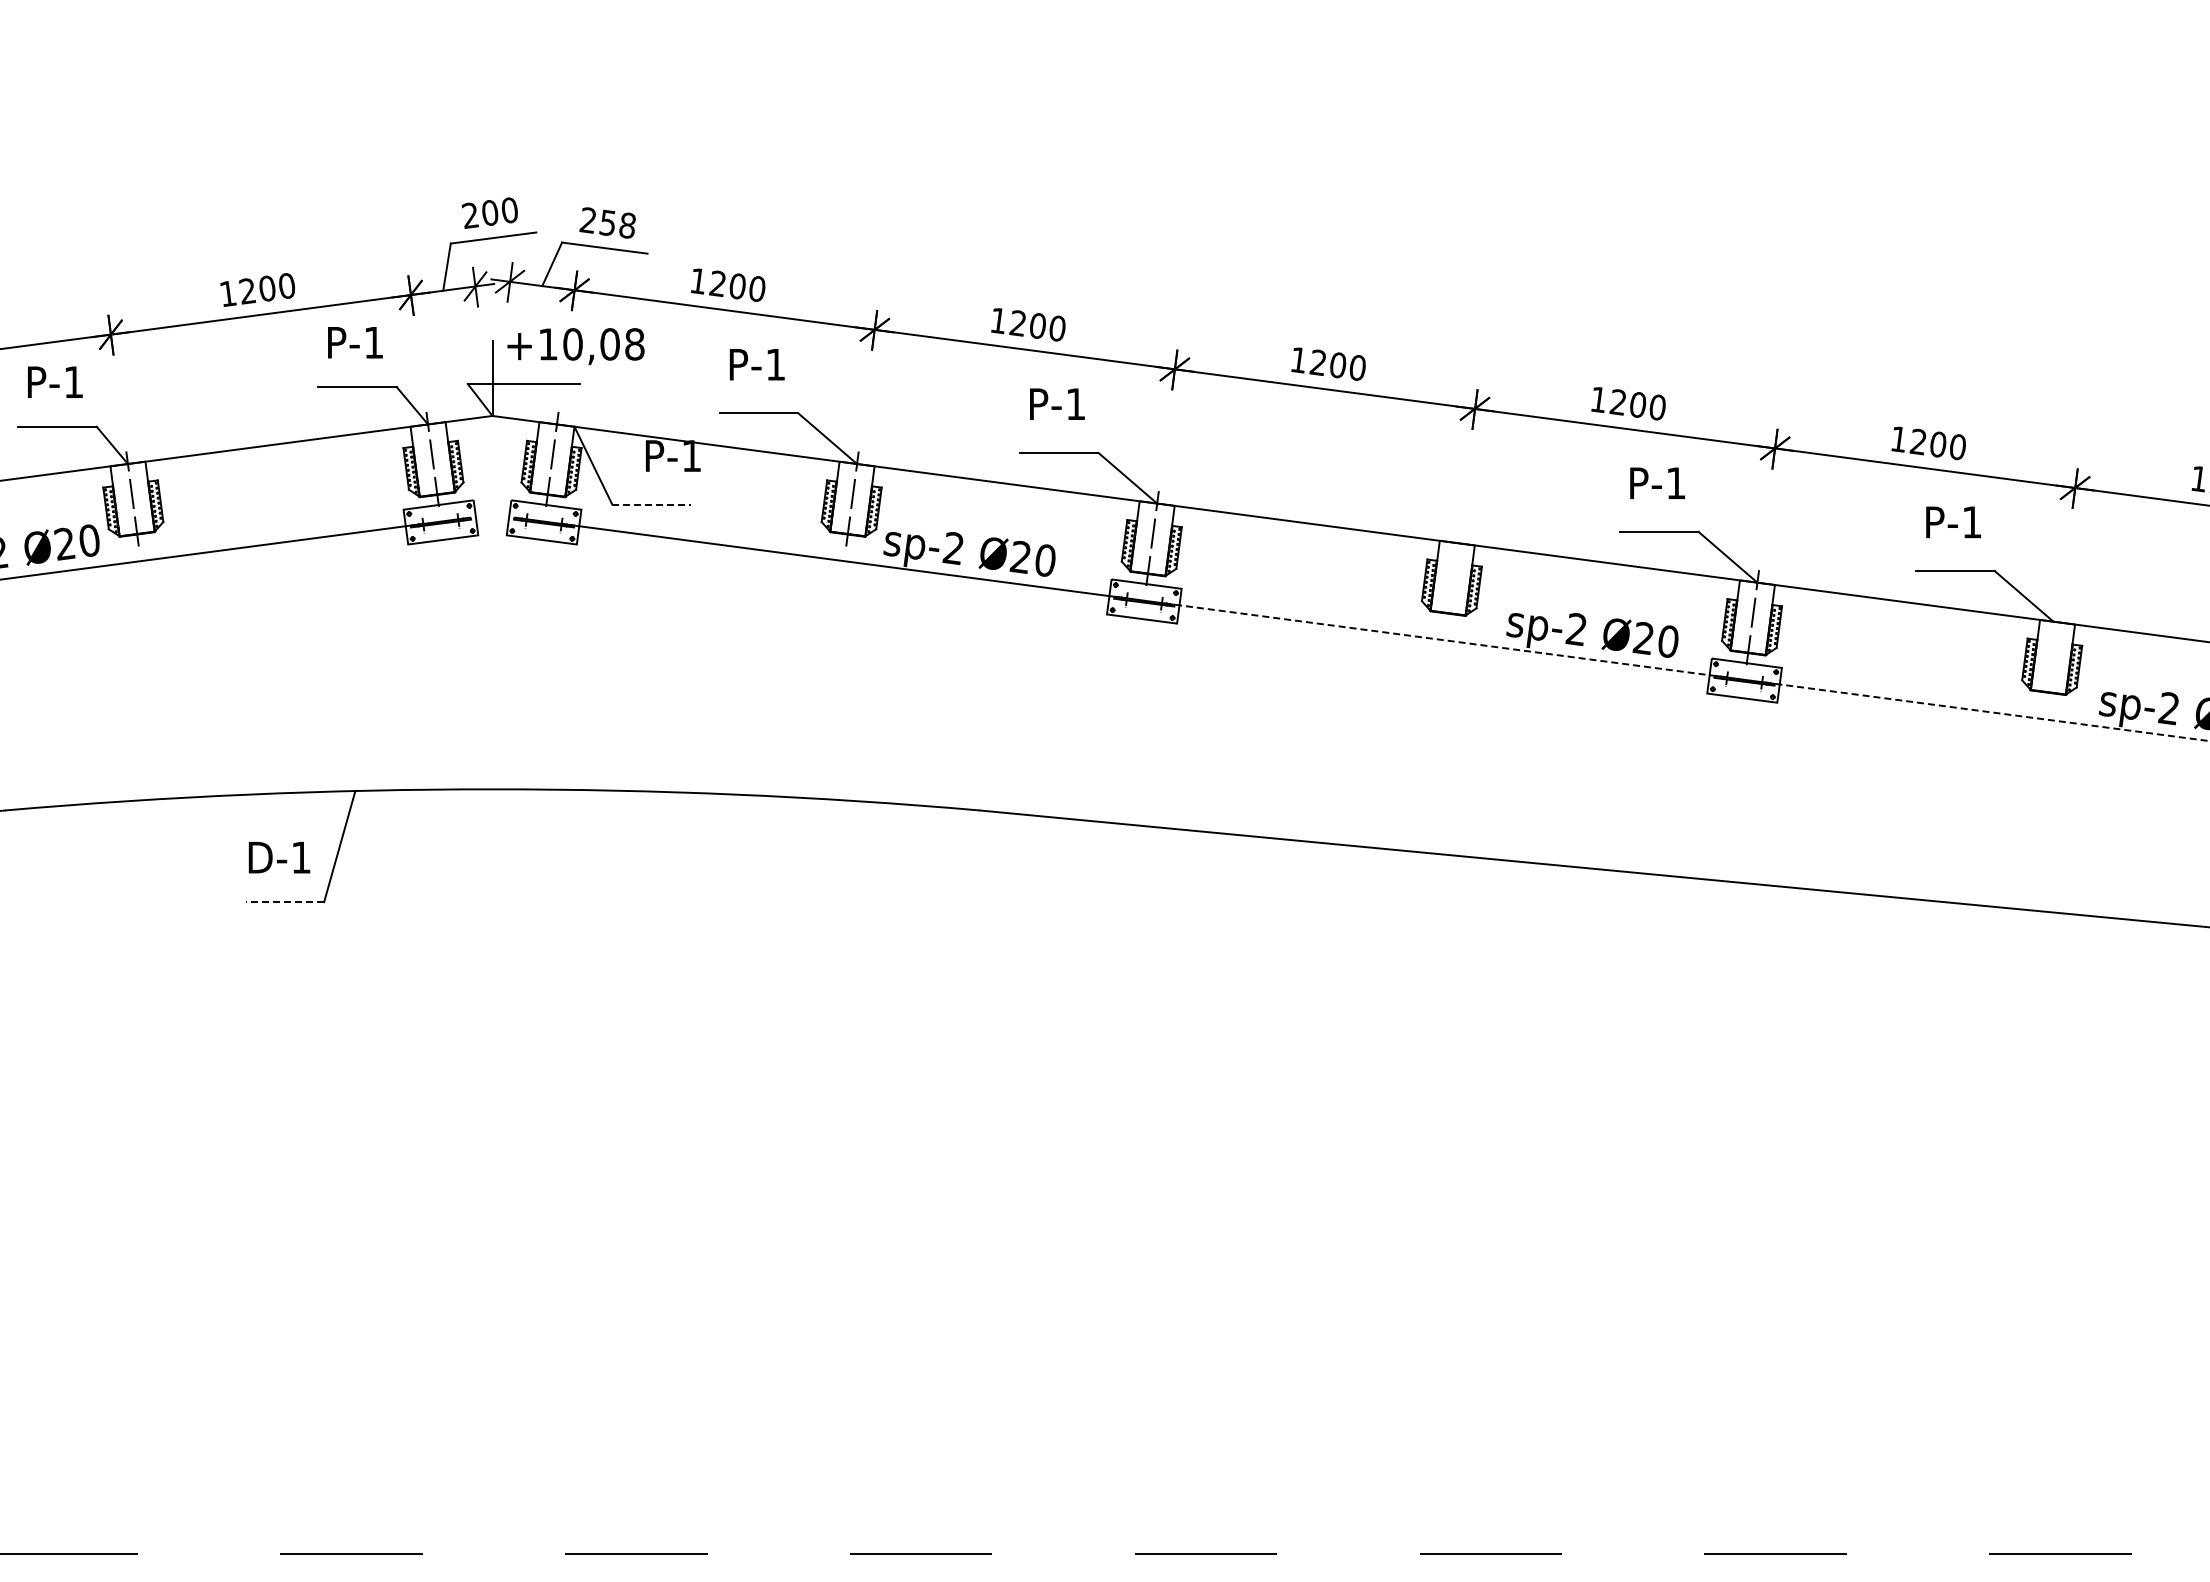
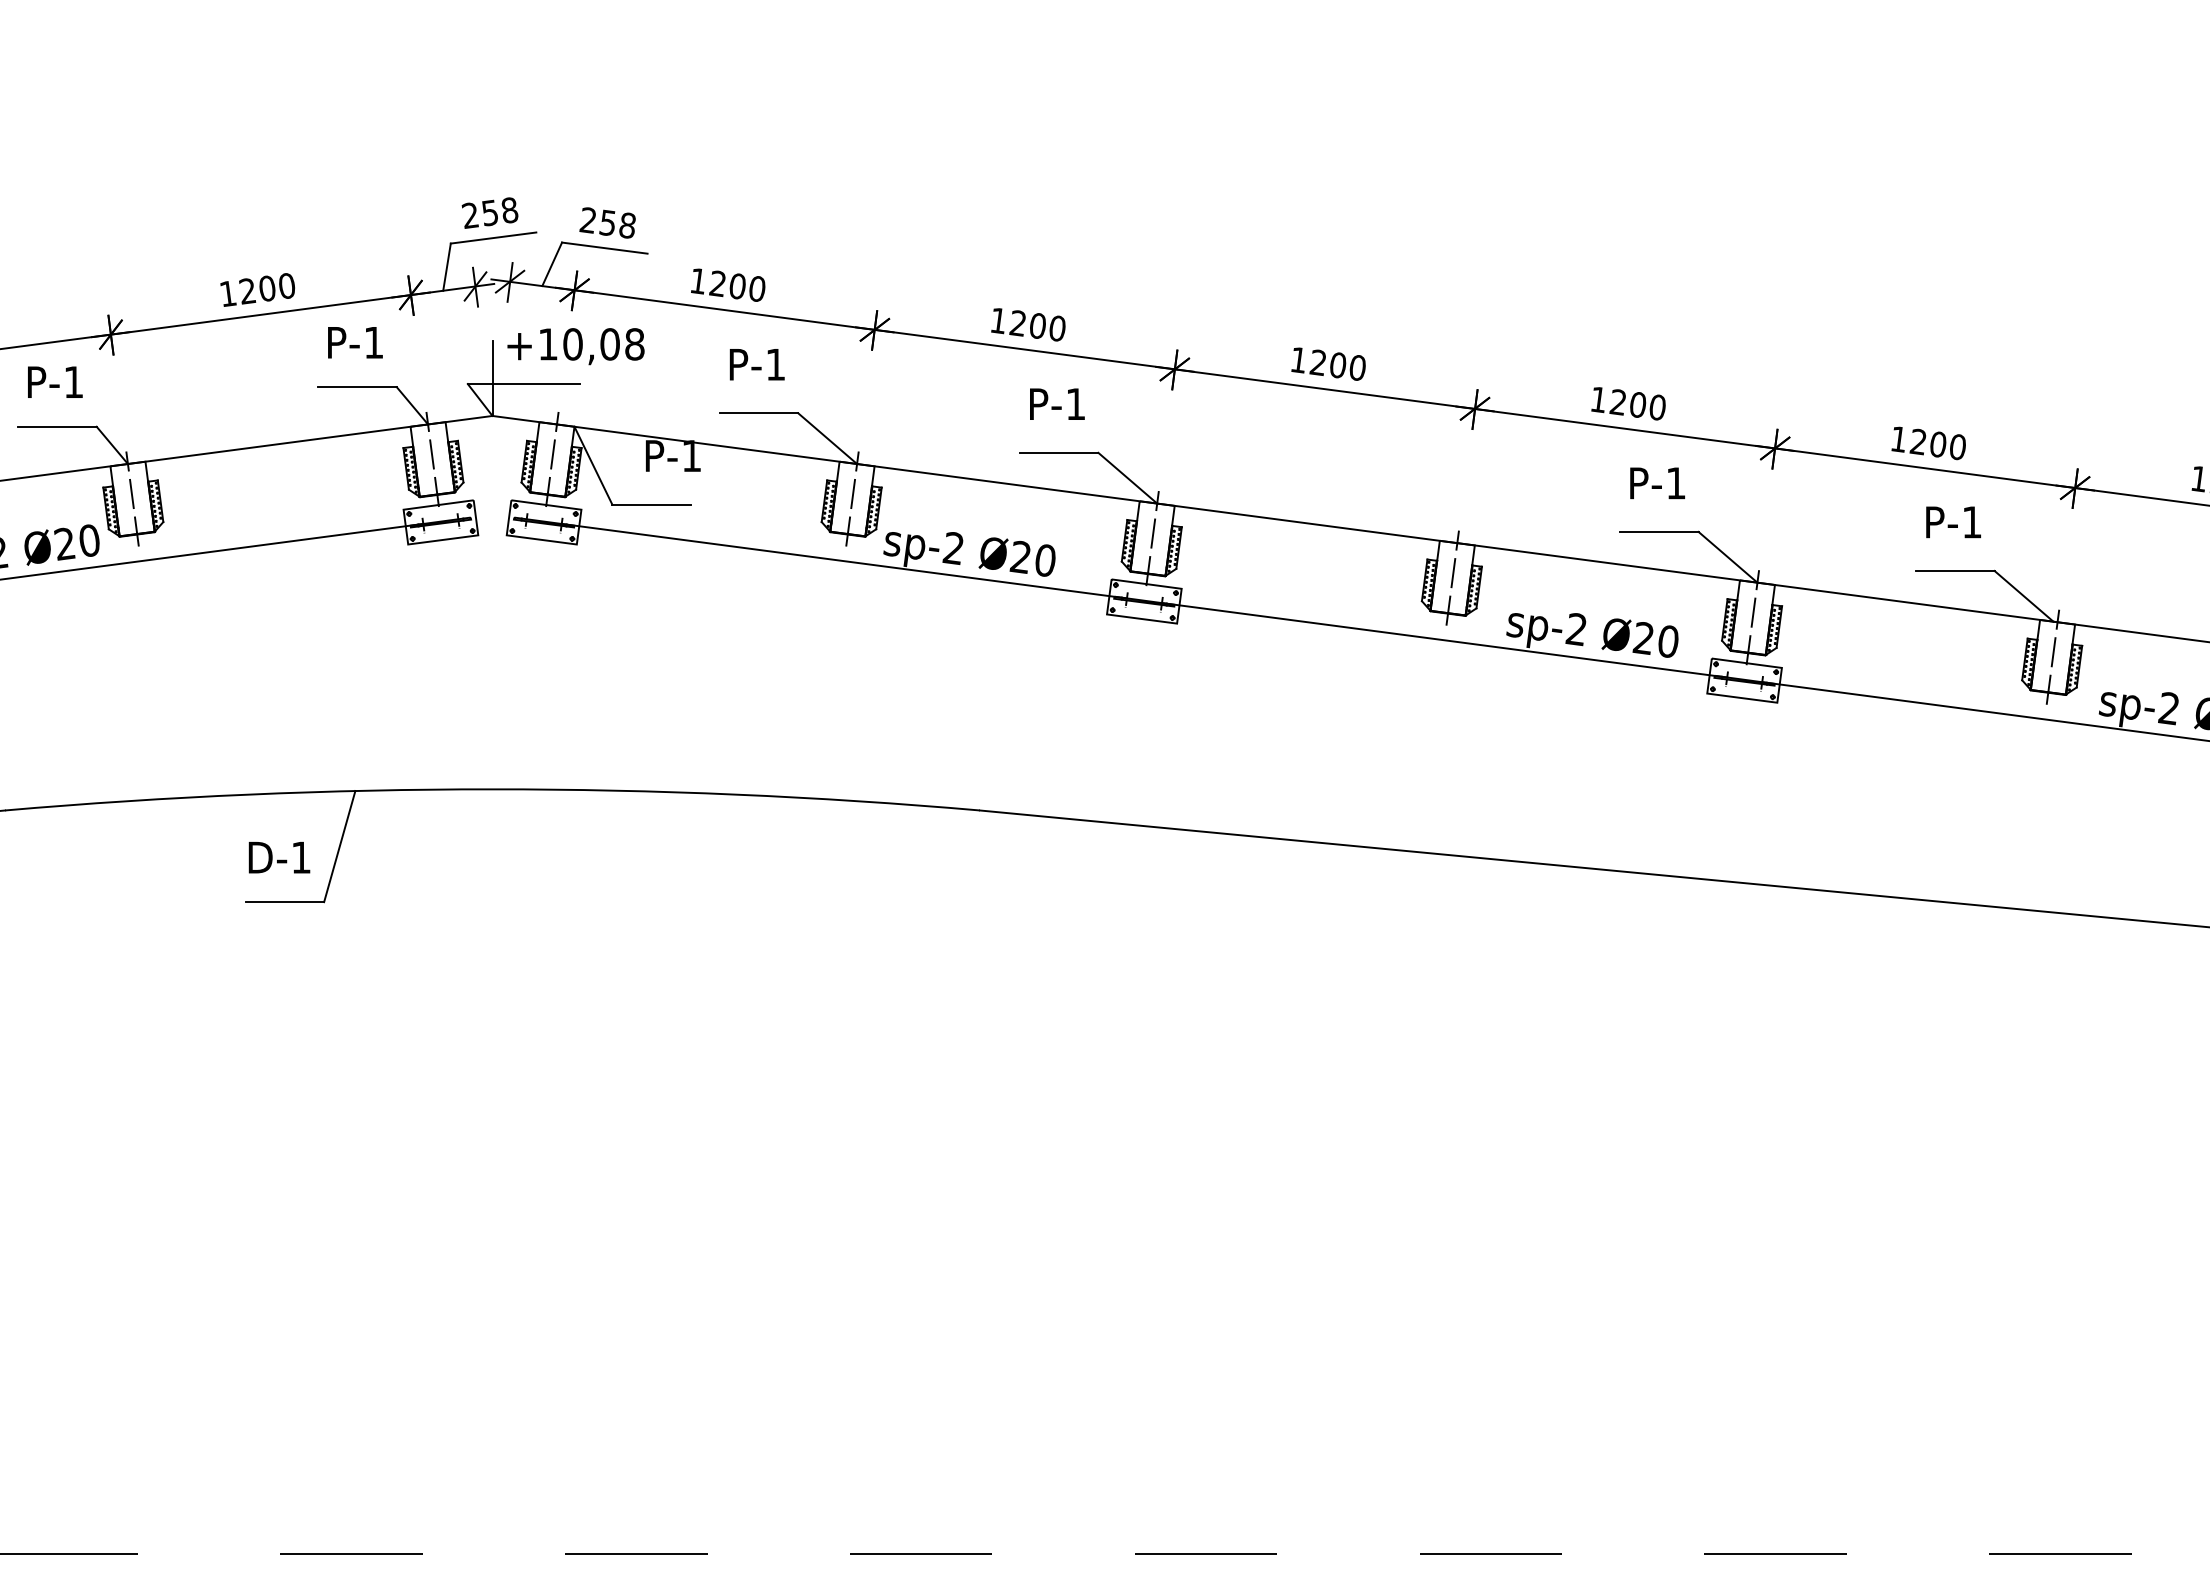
text: 200 -> 258 (500, 211)
line: dashed -> solid (652, 504)
line: none -> present (1452, 577)
line: dashed -> solid (1444, 640)
line: none -> present (2052, 656)
line: dashed -> solid (1986, 711)
line: dashed -> solid (284, 902)
